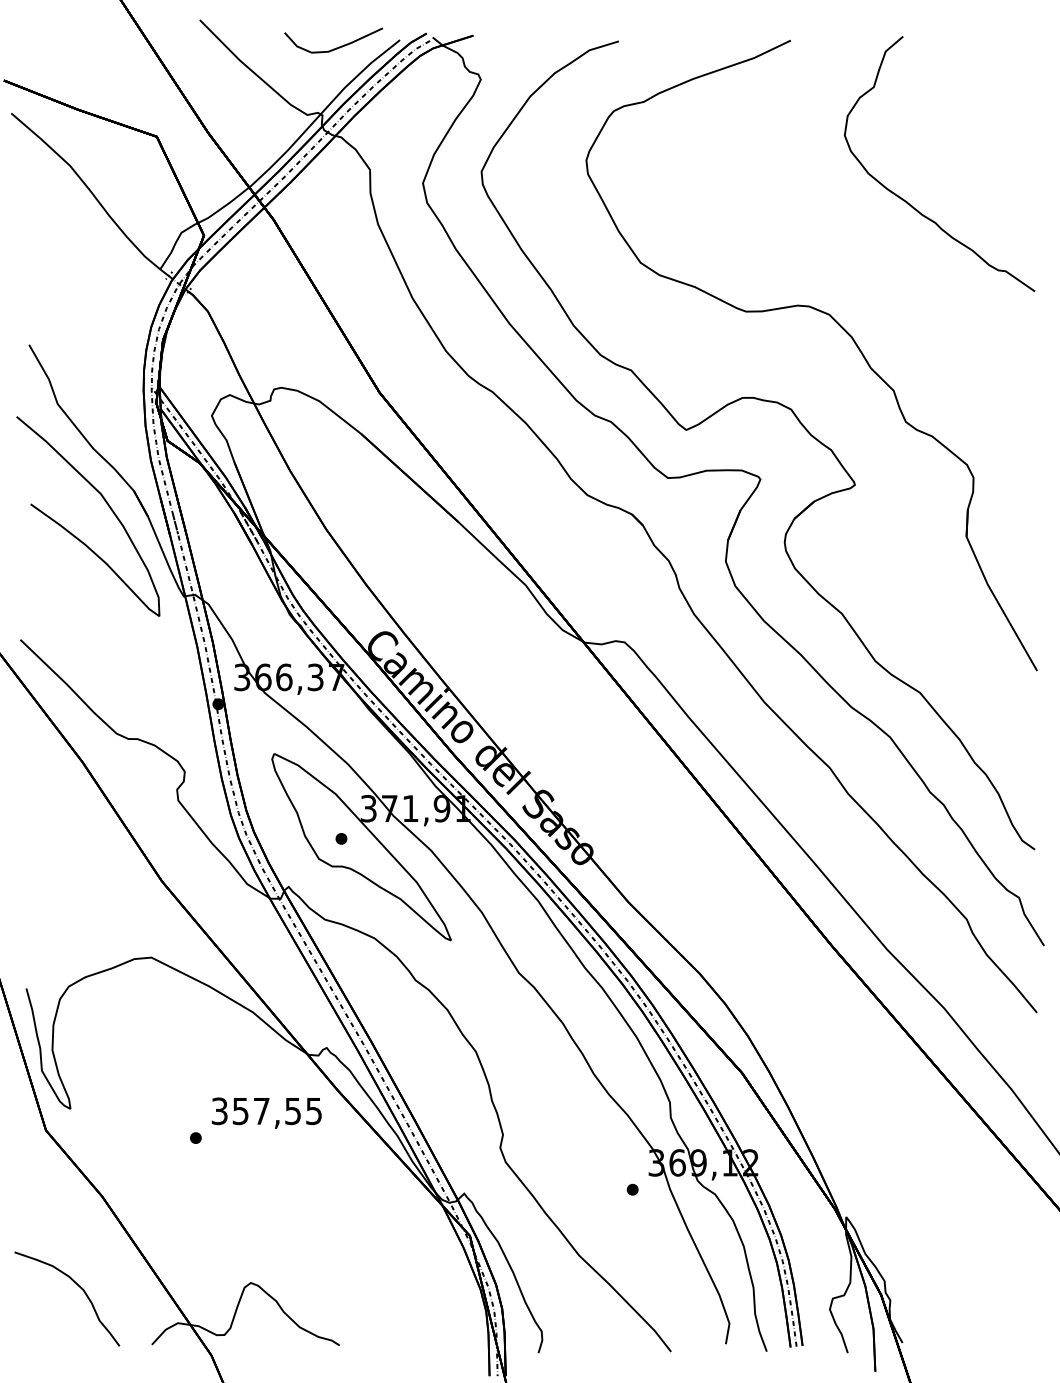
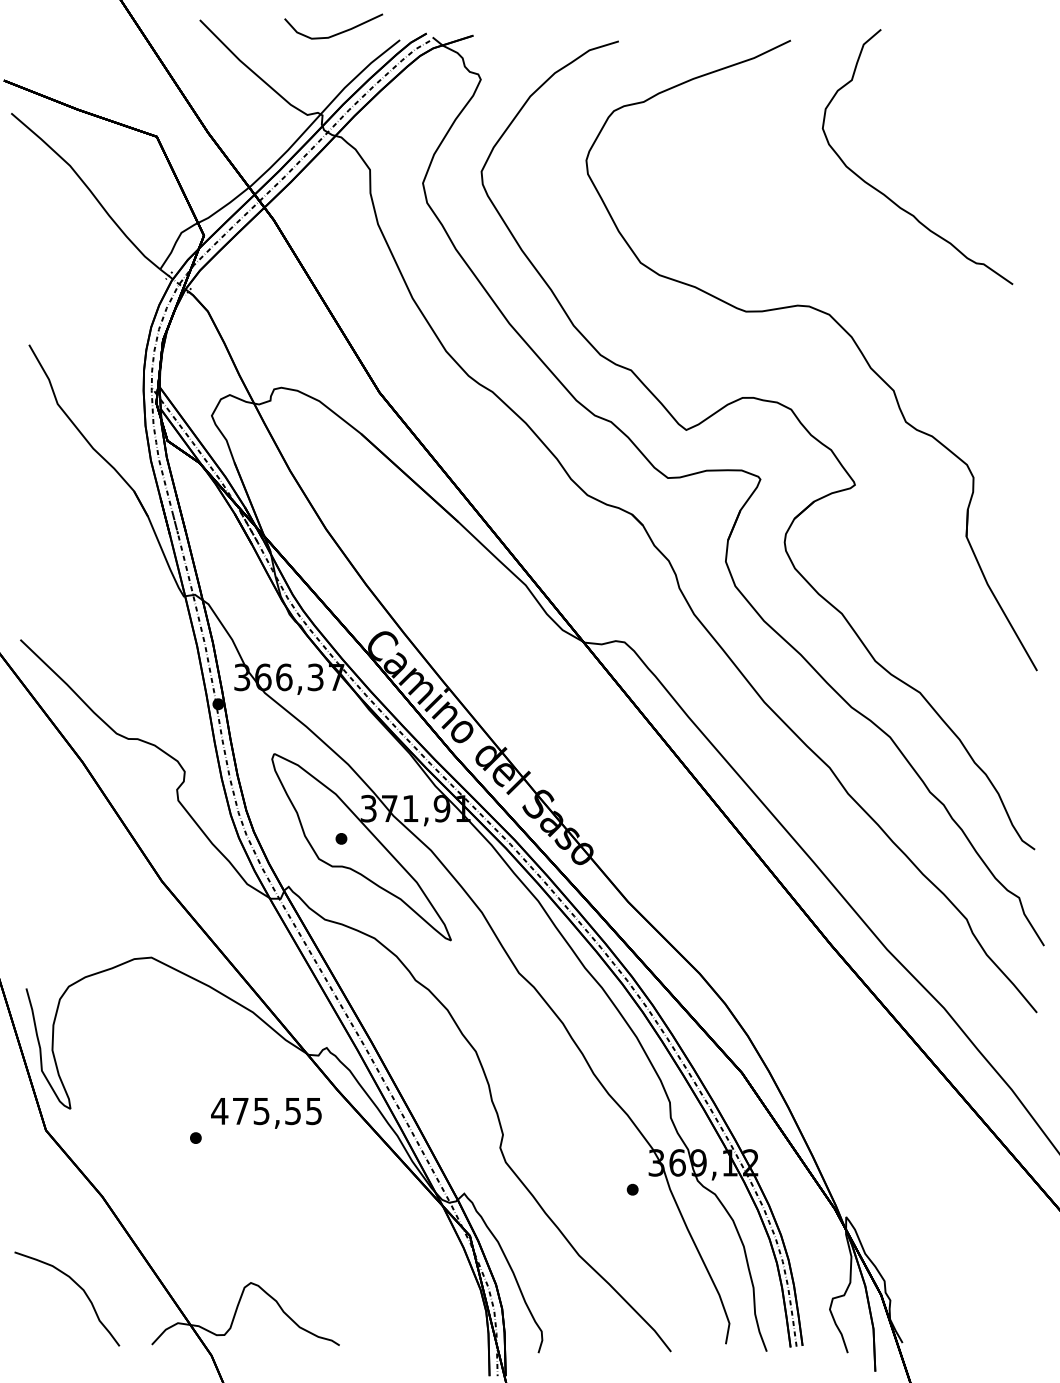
curve position: (336, 47) -> (336, 33) (336, 33)
curve position: (911, 204) -> (889, 197) (889, 197)
curve: present -> none (107, 505)
text: 357,55 -> 475,55 (240, 1111)
